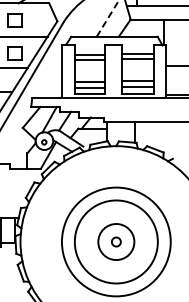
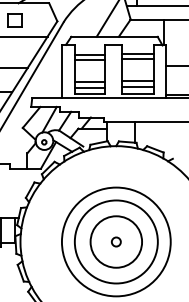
line: dashed -> solid (108, 18)
part: present -> none (14, 53)
circle diameter: 36 px -> 51 px (116, 241)
